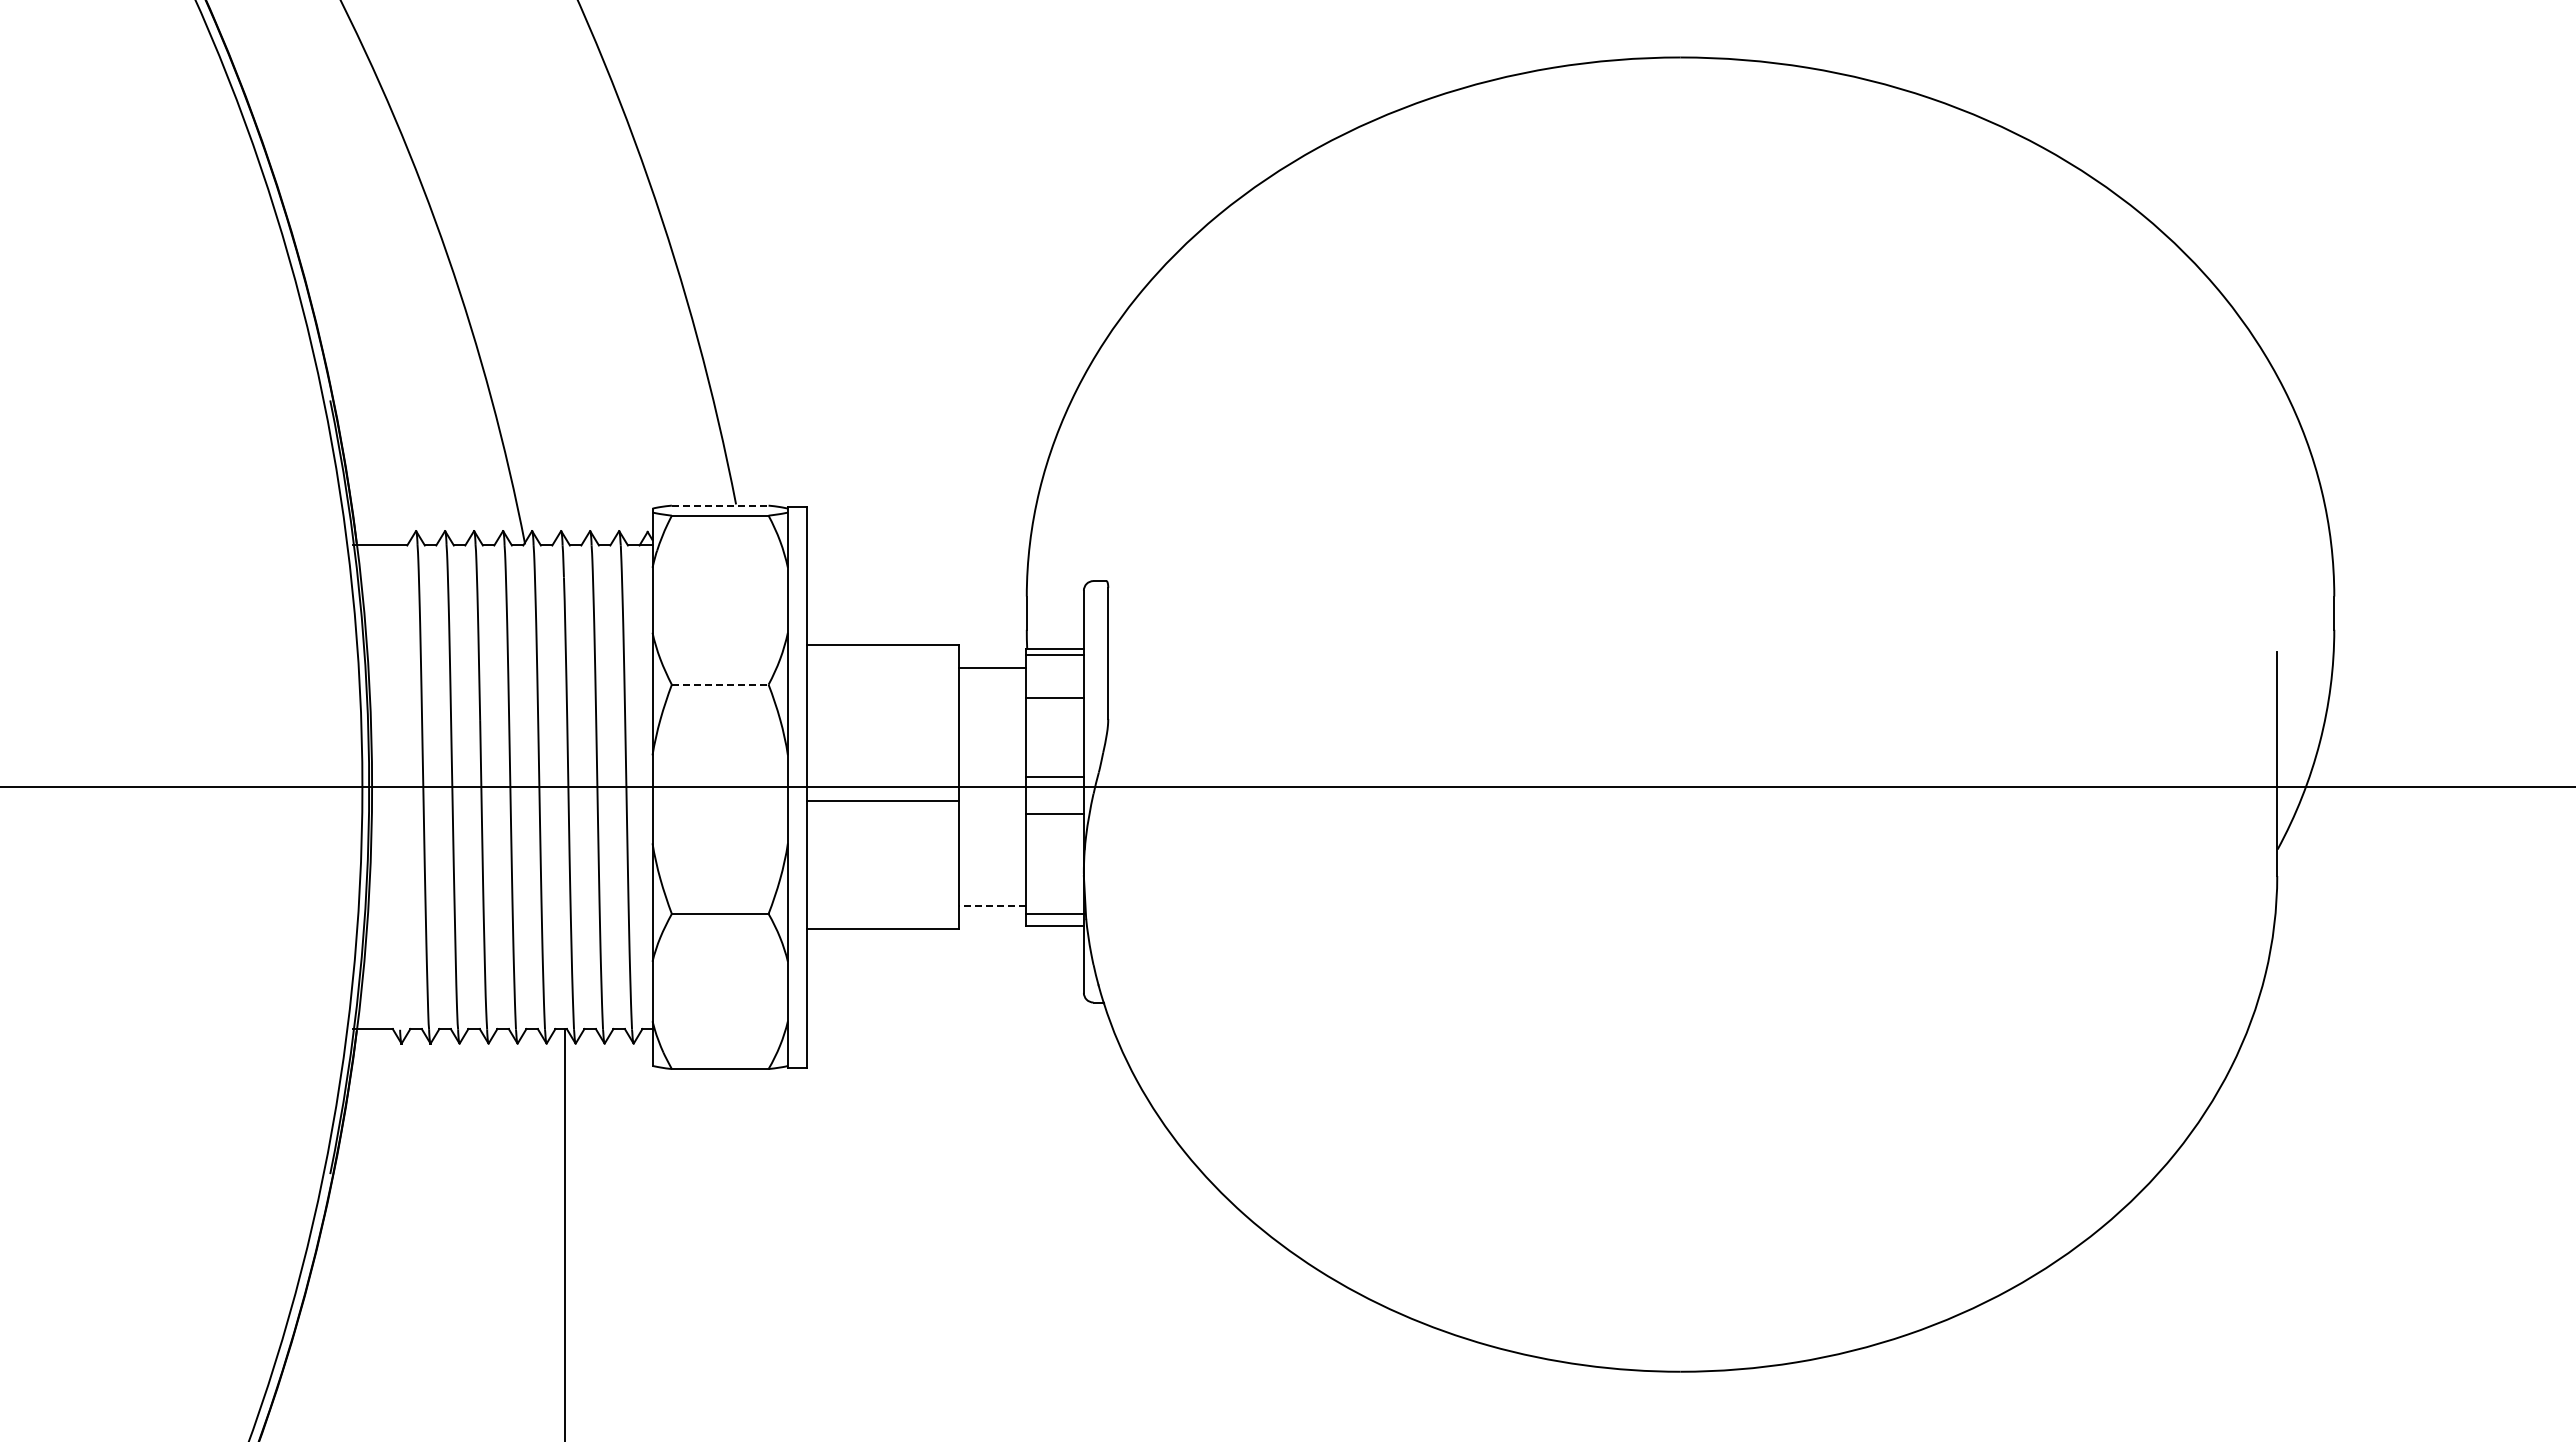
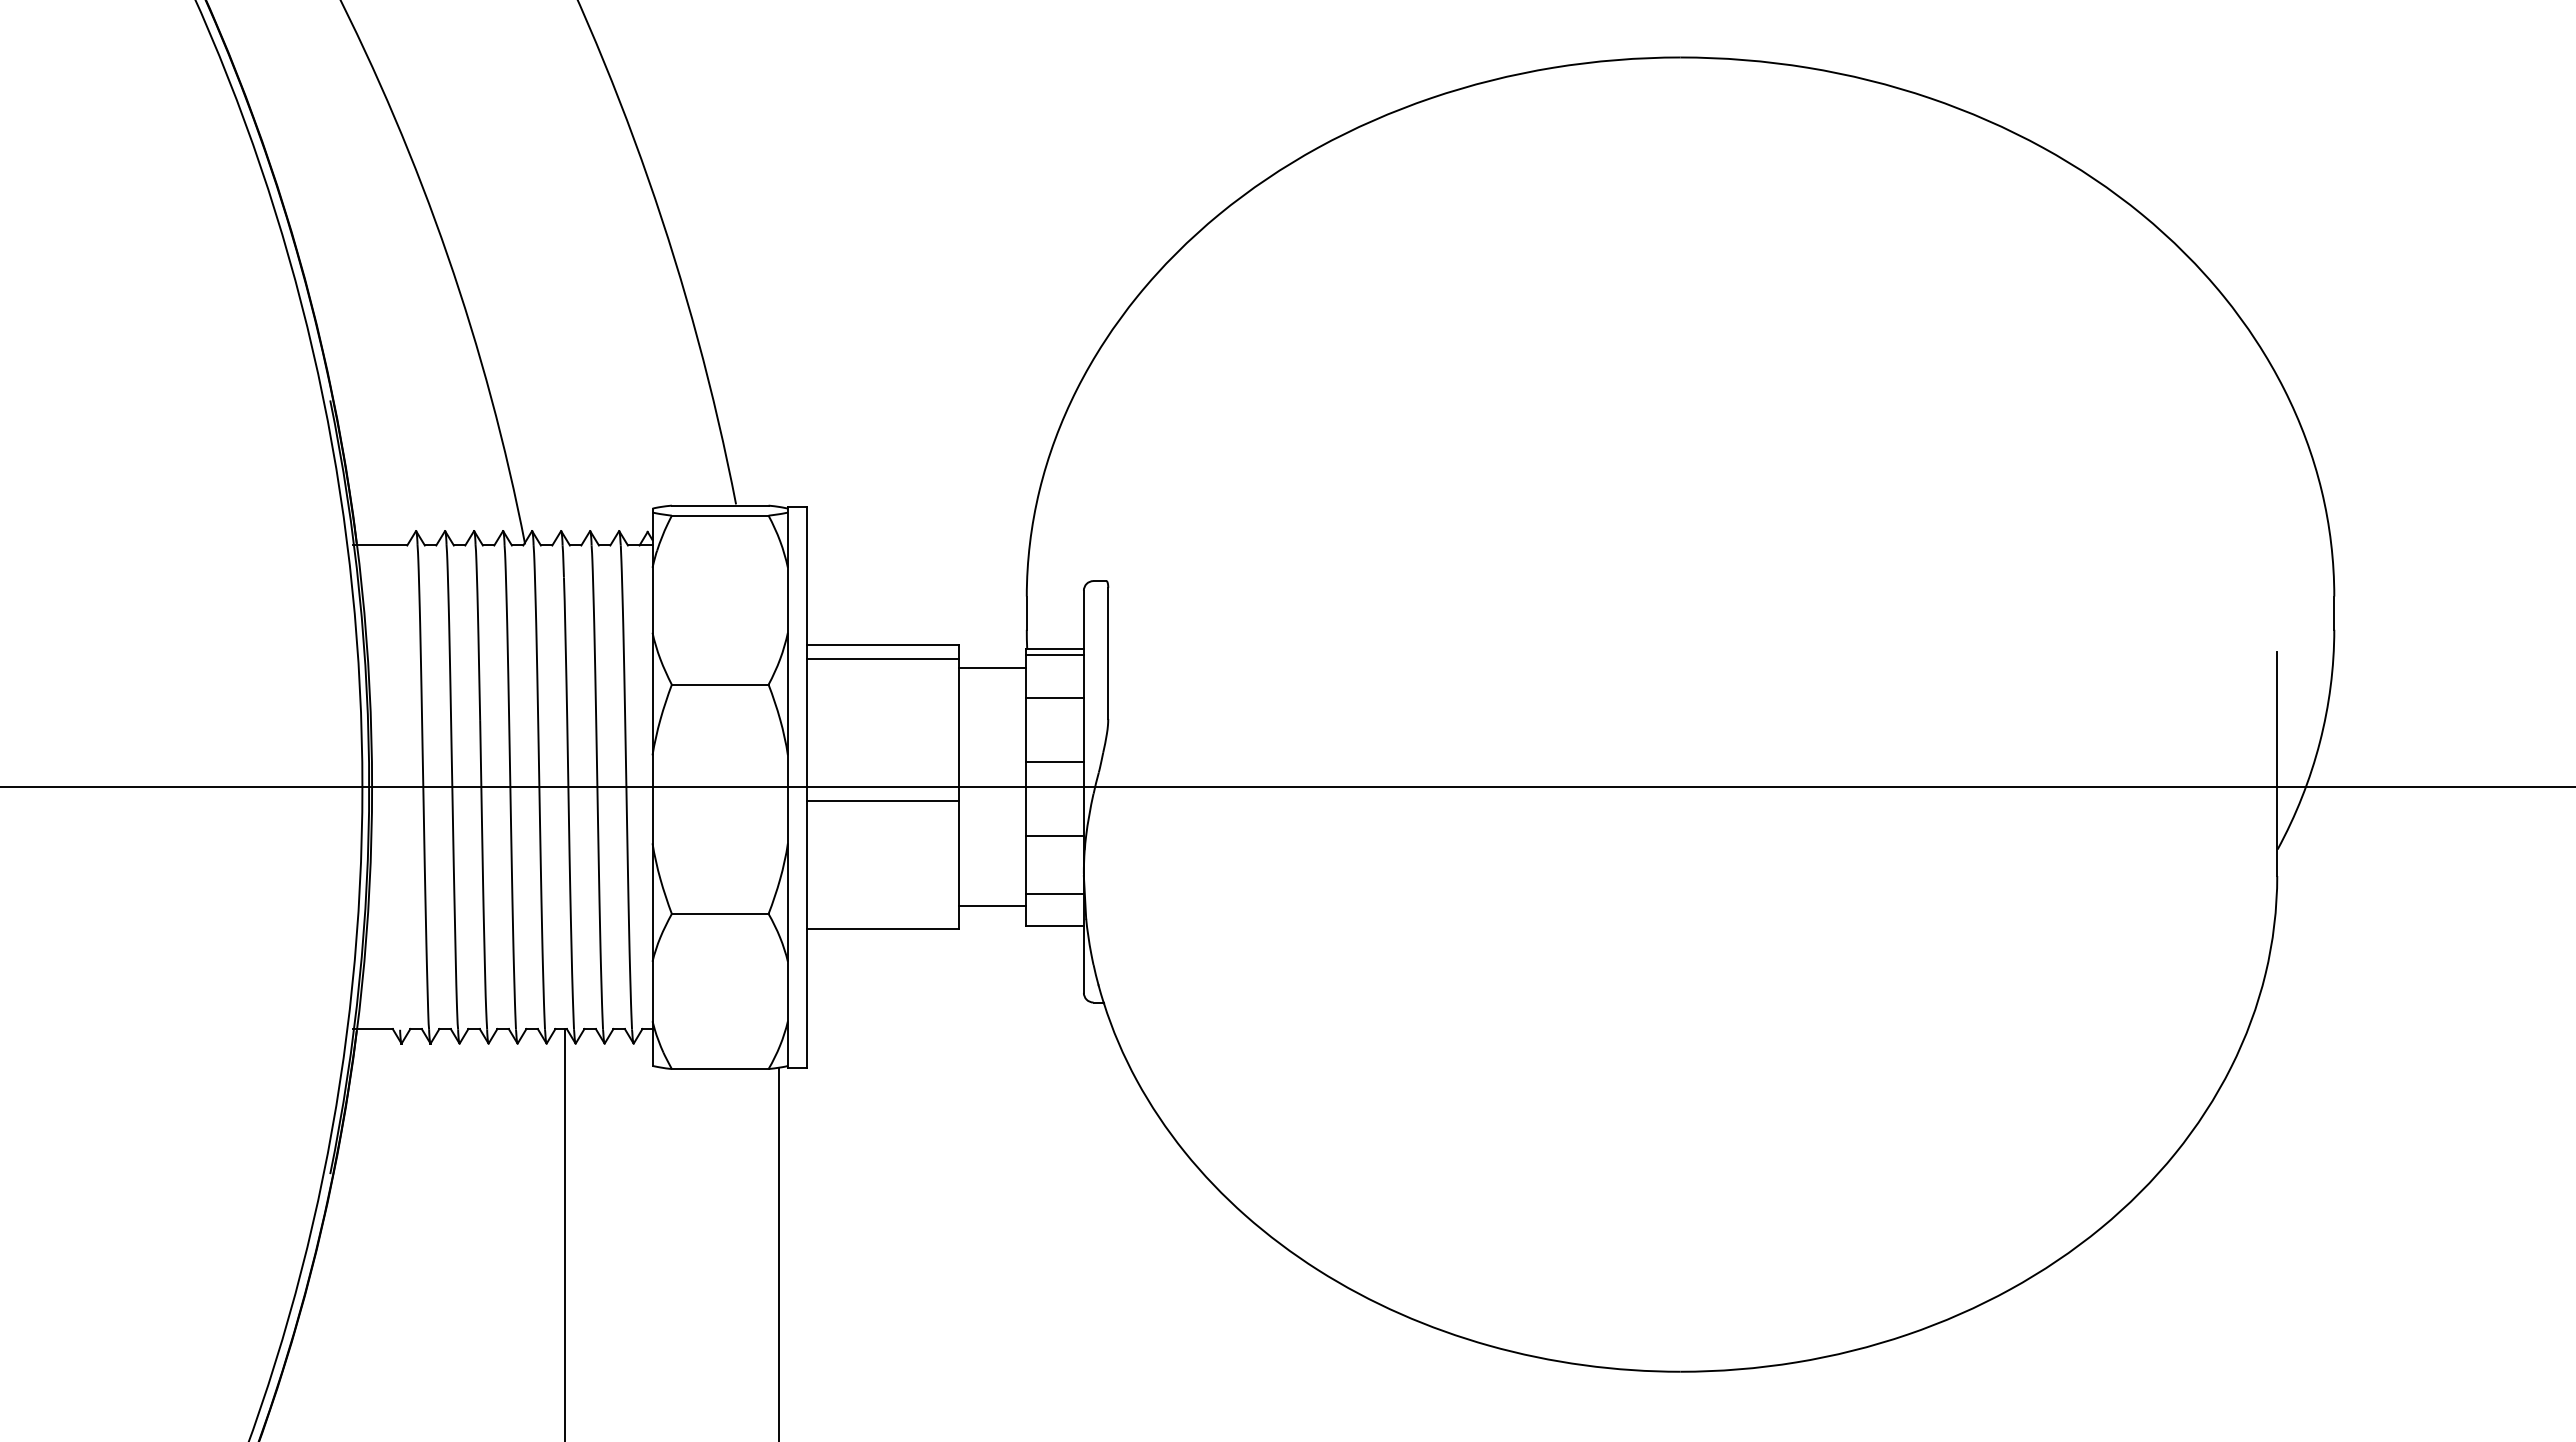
line: dashed -> solid (720, 505)
line: none -> present (883, 659)
line: dashed -> solid (720, 684)
line position: (1054, 777) -> (1054, 762) (1054, 762)
line position: (1054, 814) -> (1054, 836) (1054, 836)
line: dashed -> solid (991, 906)
line position: (1054, 914) -> (1054, 894) (1054, 894)
line: none -> present (779, 1252)
